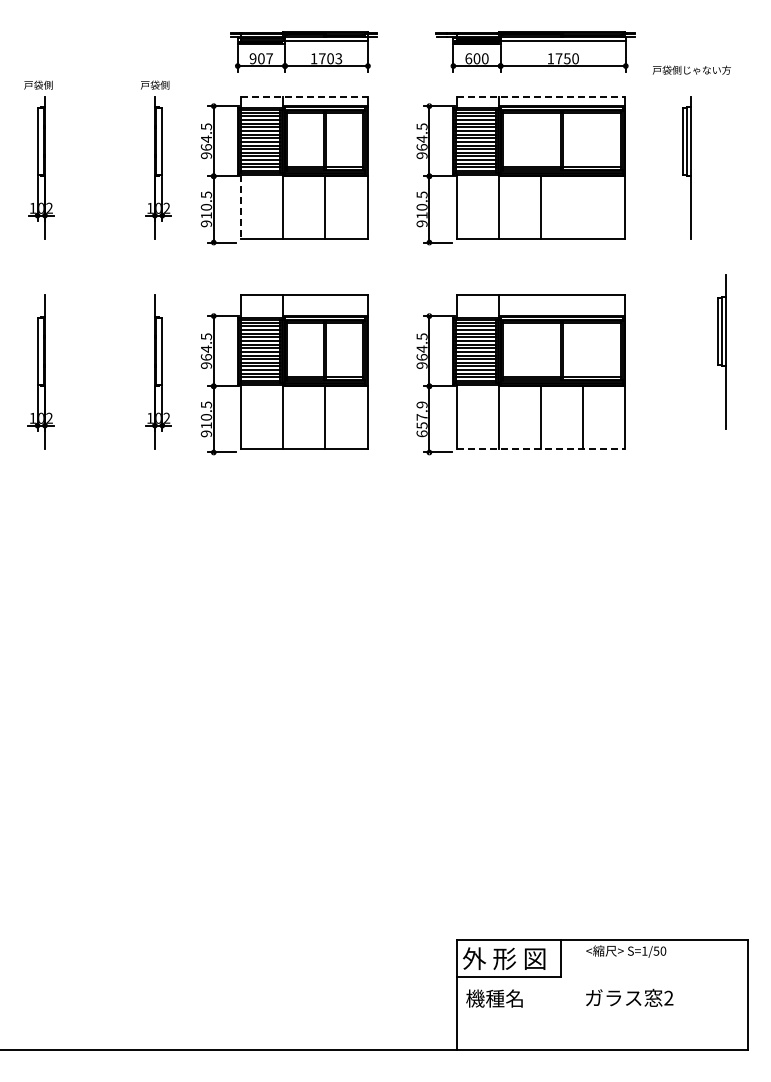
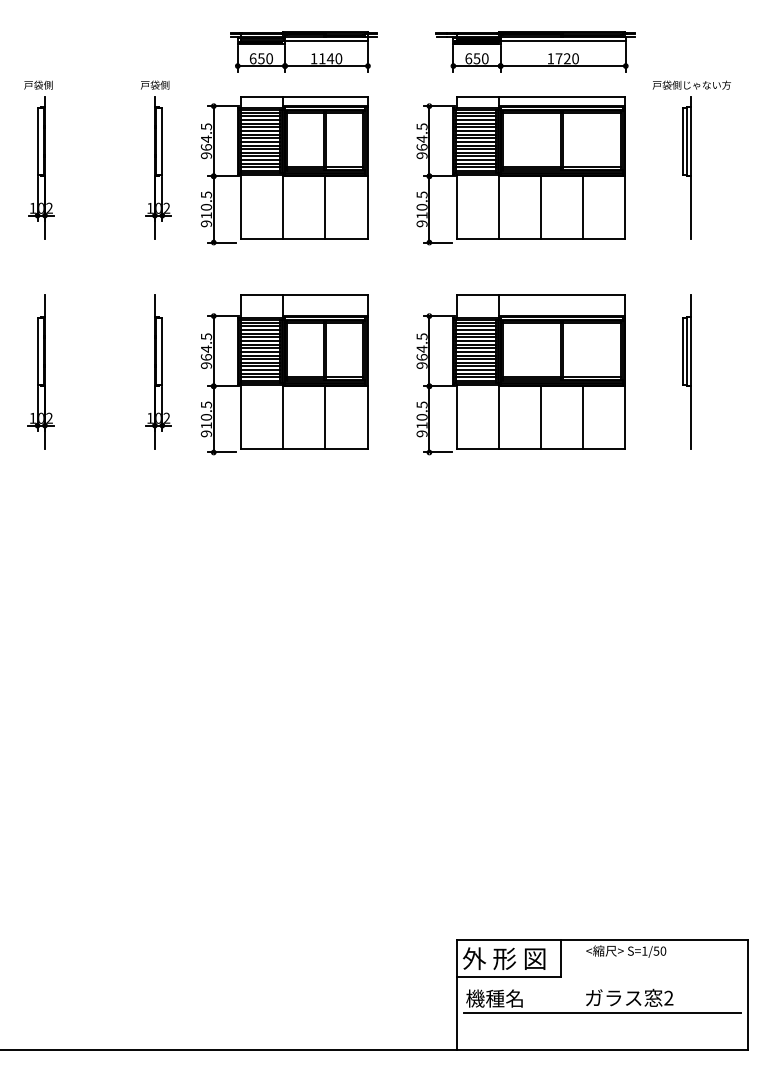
text: 907 -> 650 (260, 58)
text: 1703 -> 1140 (330, 58)
text: 600 -> 650 (476, 58)
text: 1750 -> 1720 (567, 58)
text position: (691, 69) -> (691, 84) (691, 84)
line: dashed -> solid (304, 97)
line: dashed -> solid (541, 97)
line: dashed -> solid (240, 206)
line: none -> present (583, 207)
part position: (721, 351) -> (686, 371) (686, 371)
text: 657.9 -> 910.5 (421, 419)
line: dashed -> solid (541, 448)
line: none -> present (602, 1013)
